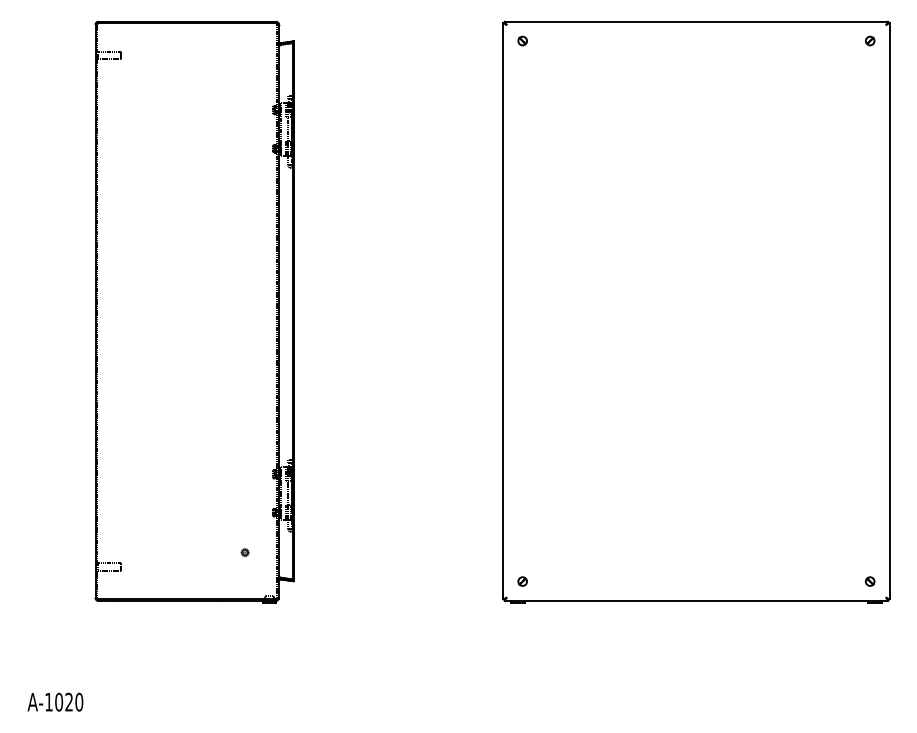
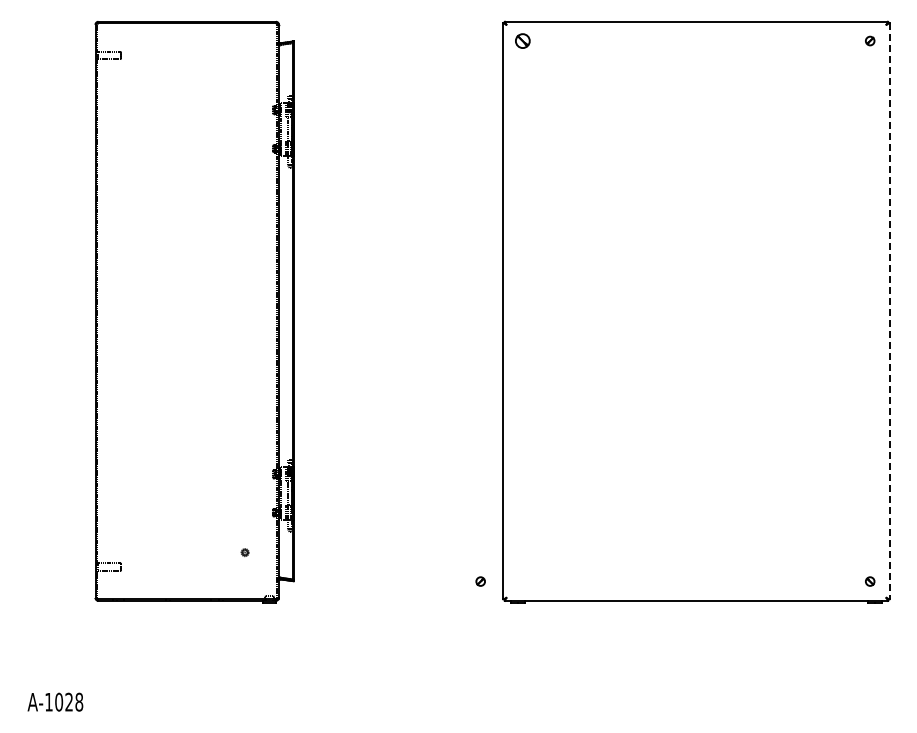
part size: 11x12 px -> 16x16 px (522, 40)
line: solid -> dashed (889, 311)
part position: (522, 581) -> (480, 581) (480, 581)
text: A-1020 -> A-1028 (79, 702)
